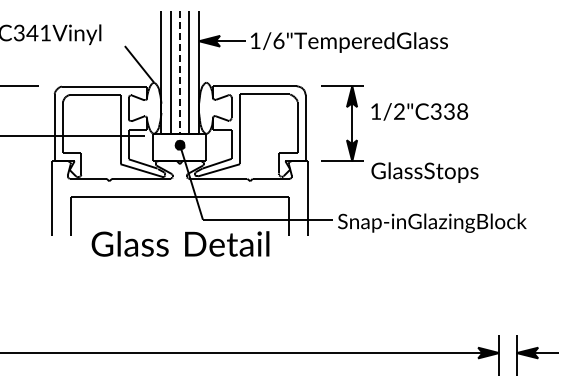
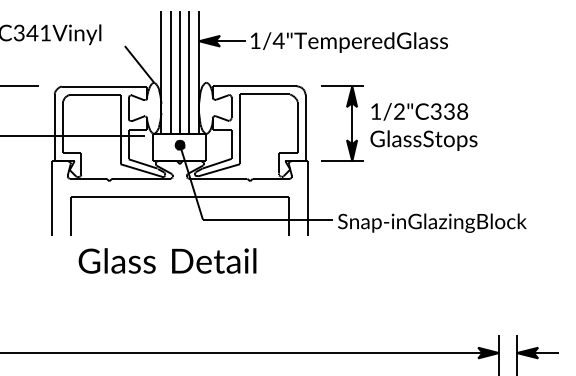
text: 1/6"TemperedGlass -> 1/4"TemperedGlass (278, 41)
line: dashed -> solid (180, 73)
text position: (424, 172) -> (423, 140) (423, 140)
text position: (180, 243) -> (167, 260) (167, 260)
